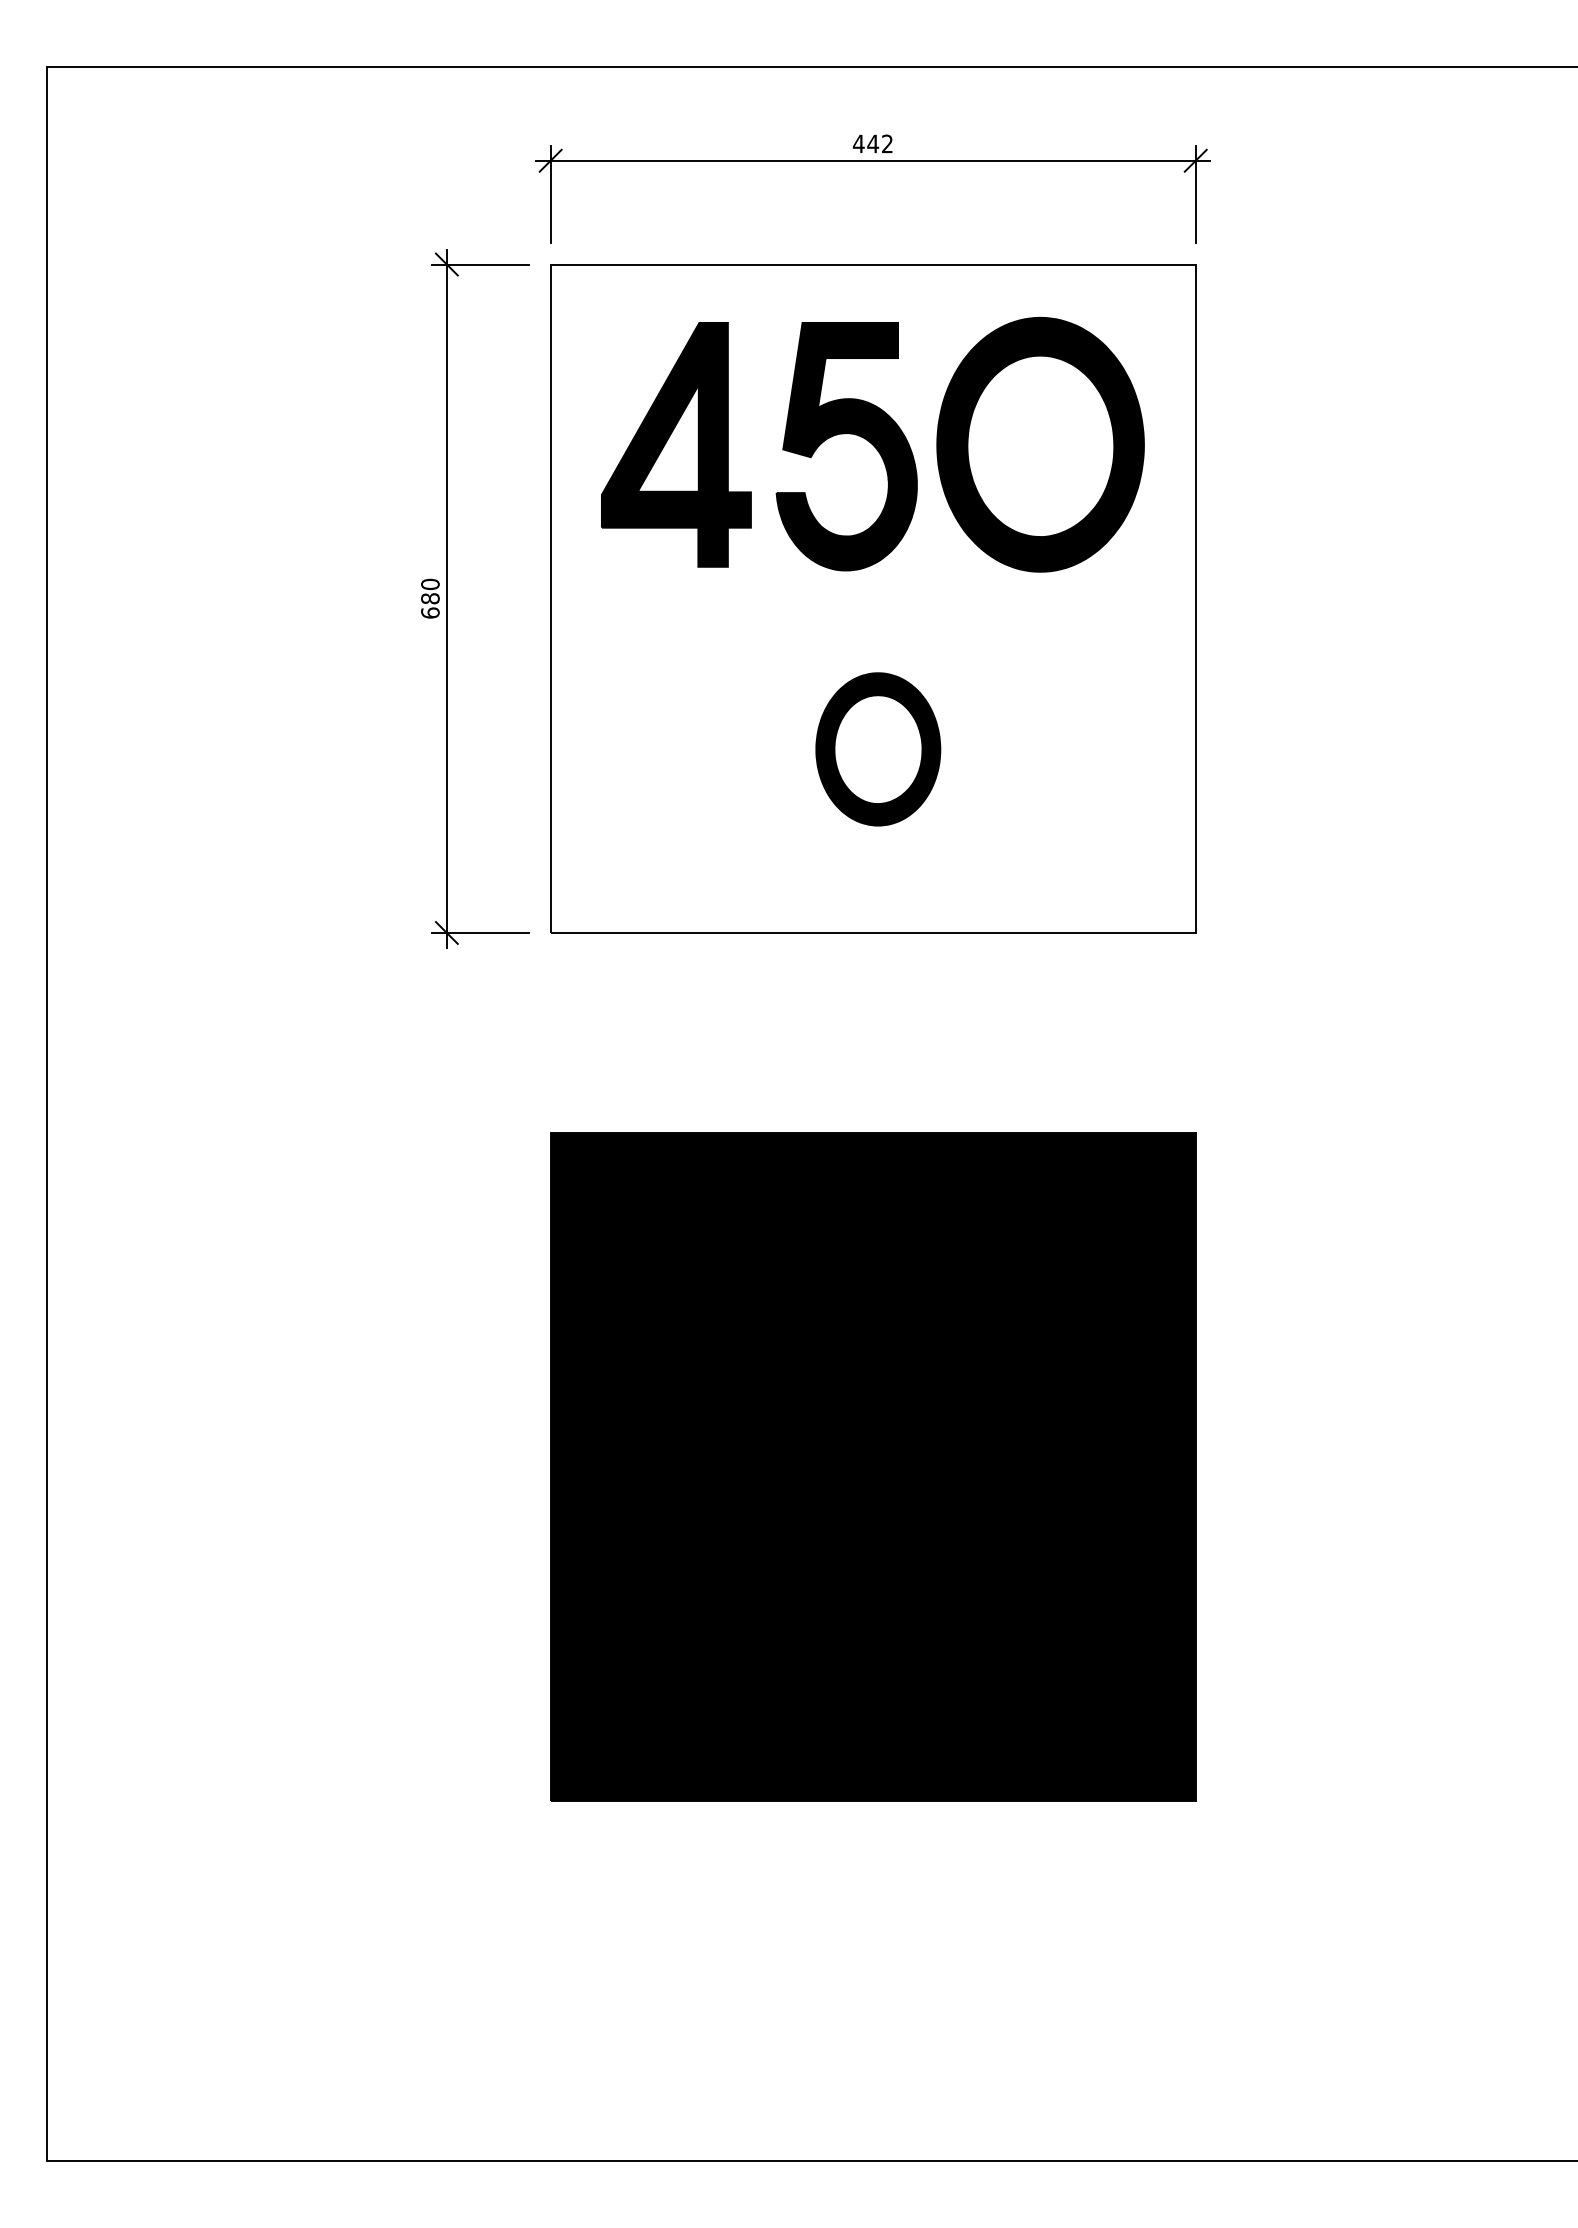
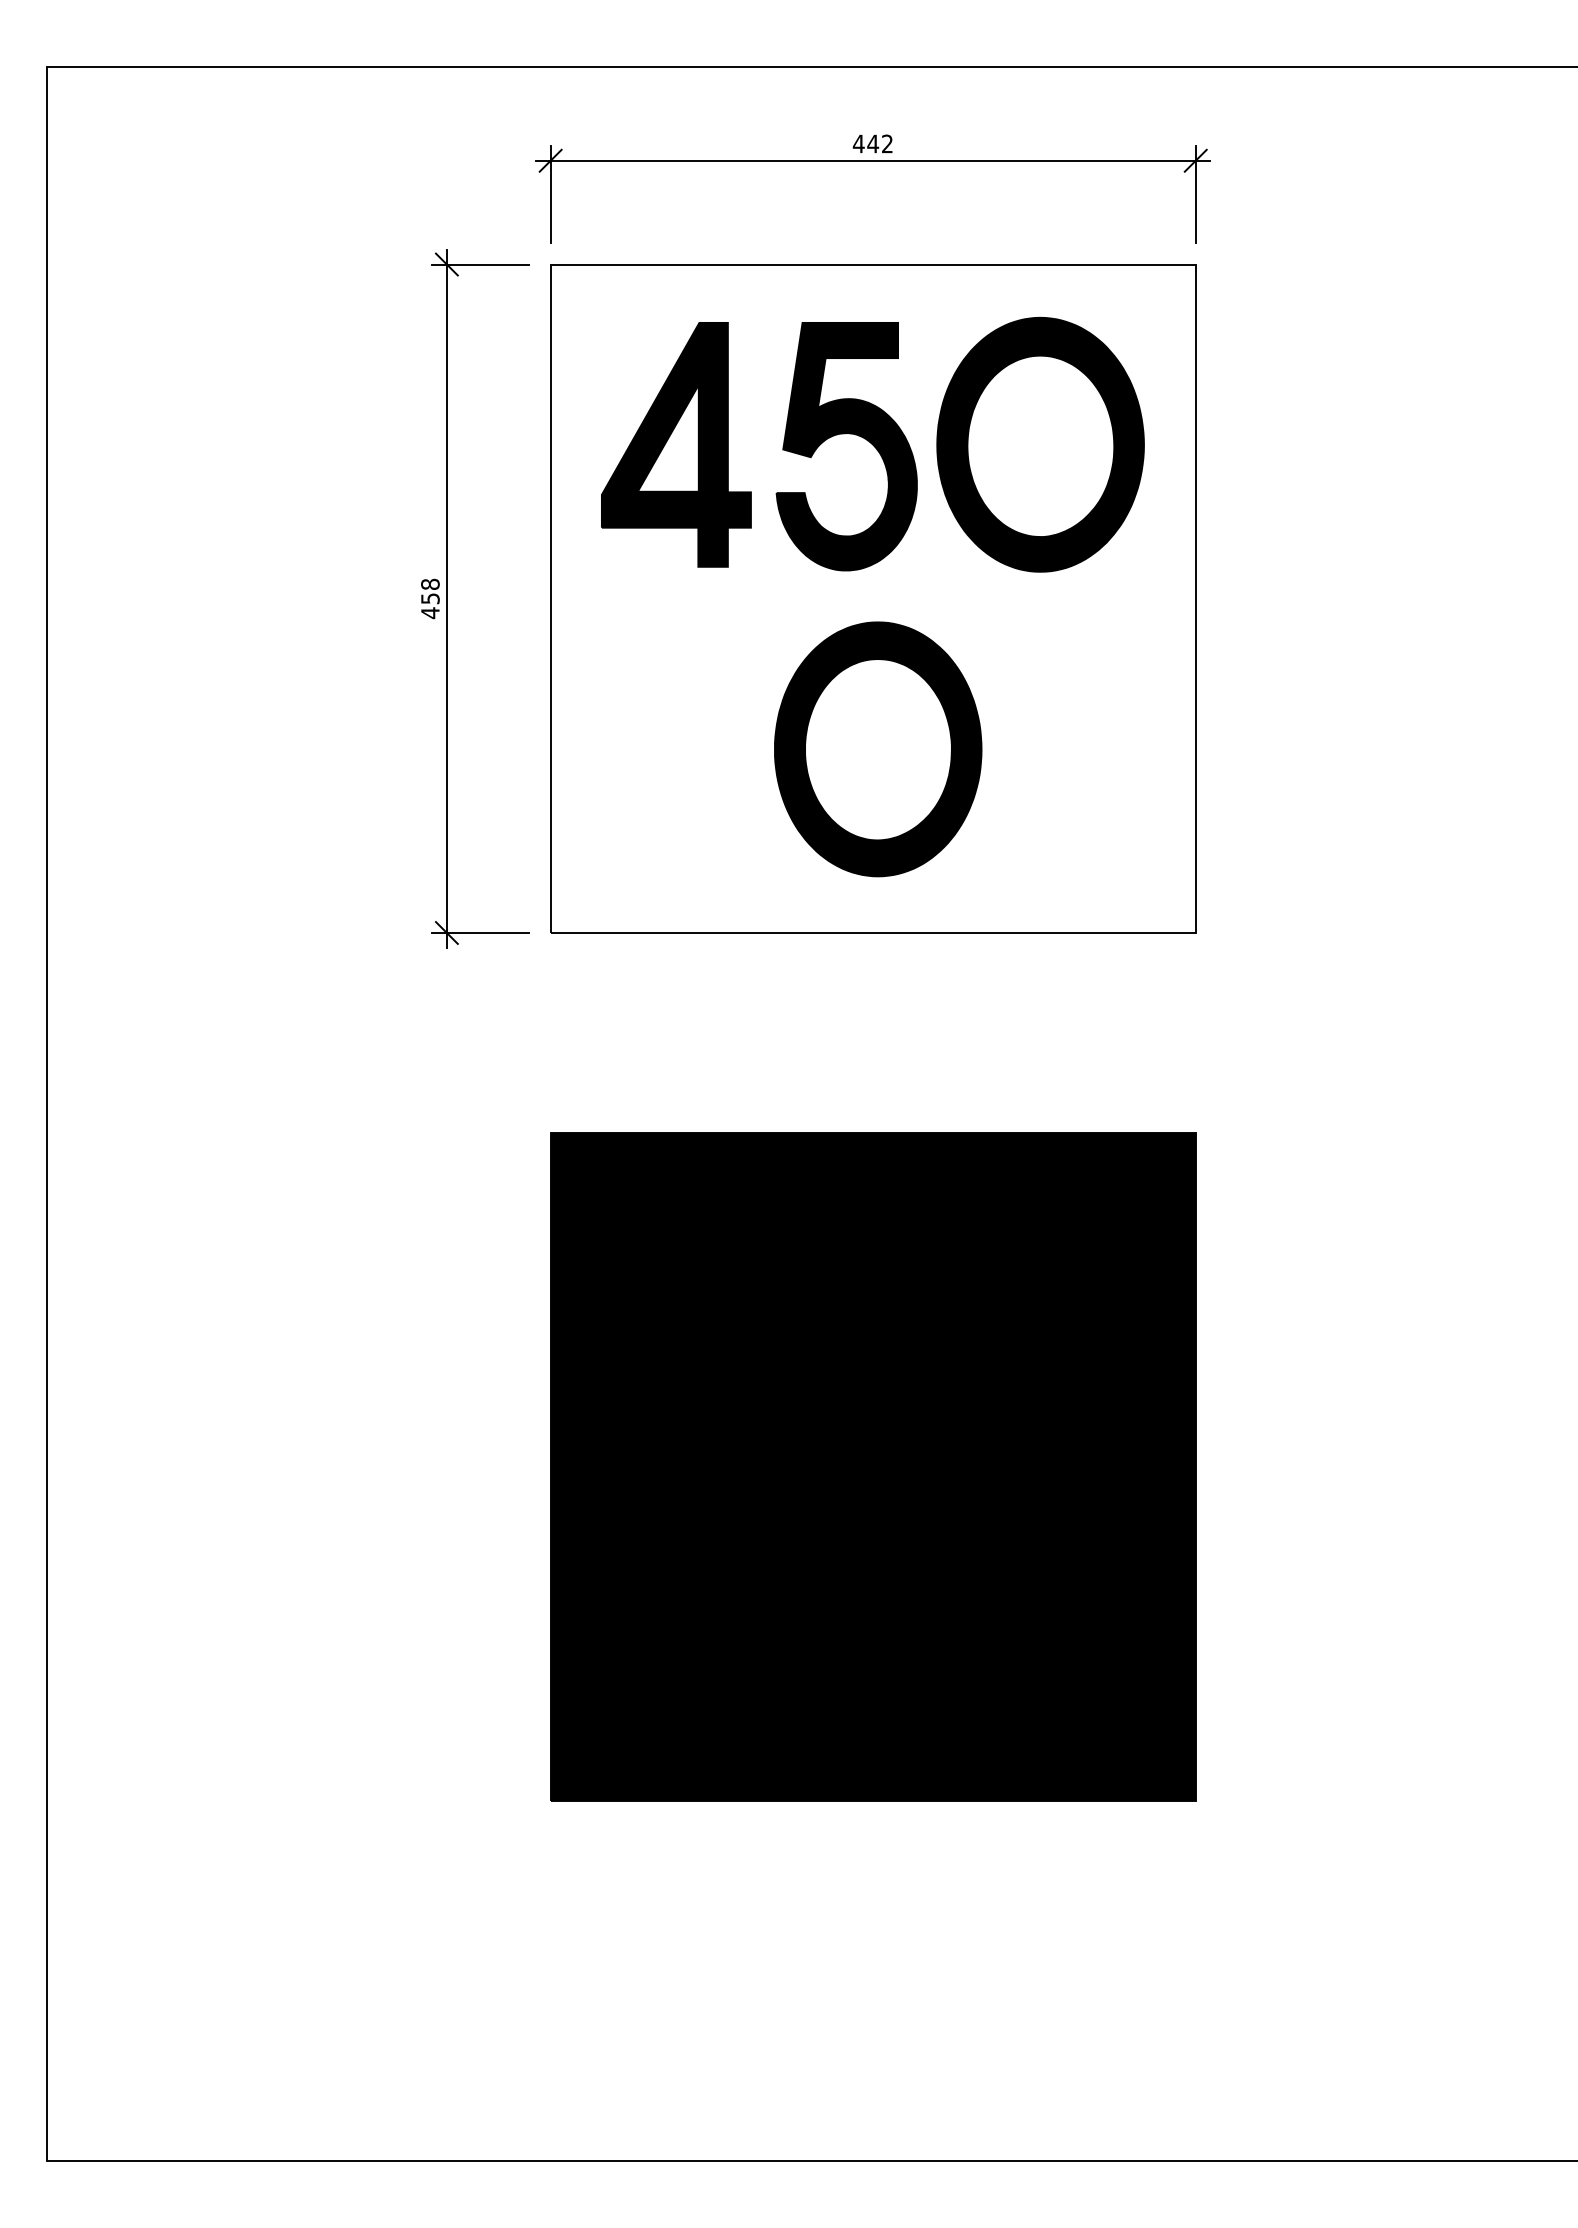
text: 680 -> 458 (430, 598)
part size: 127x155 px -> 209x257 px (878, 749)
